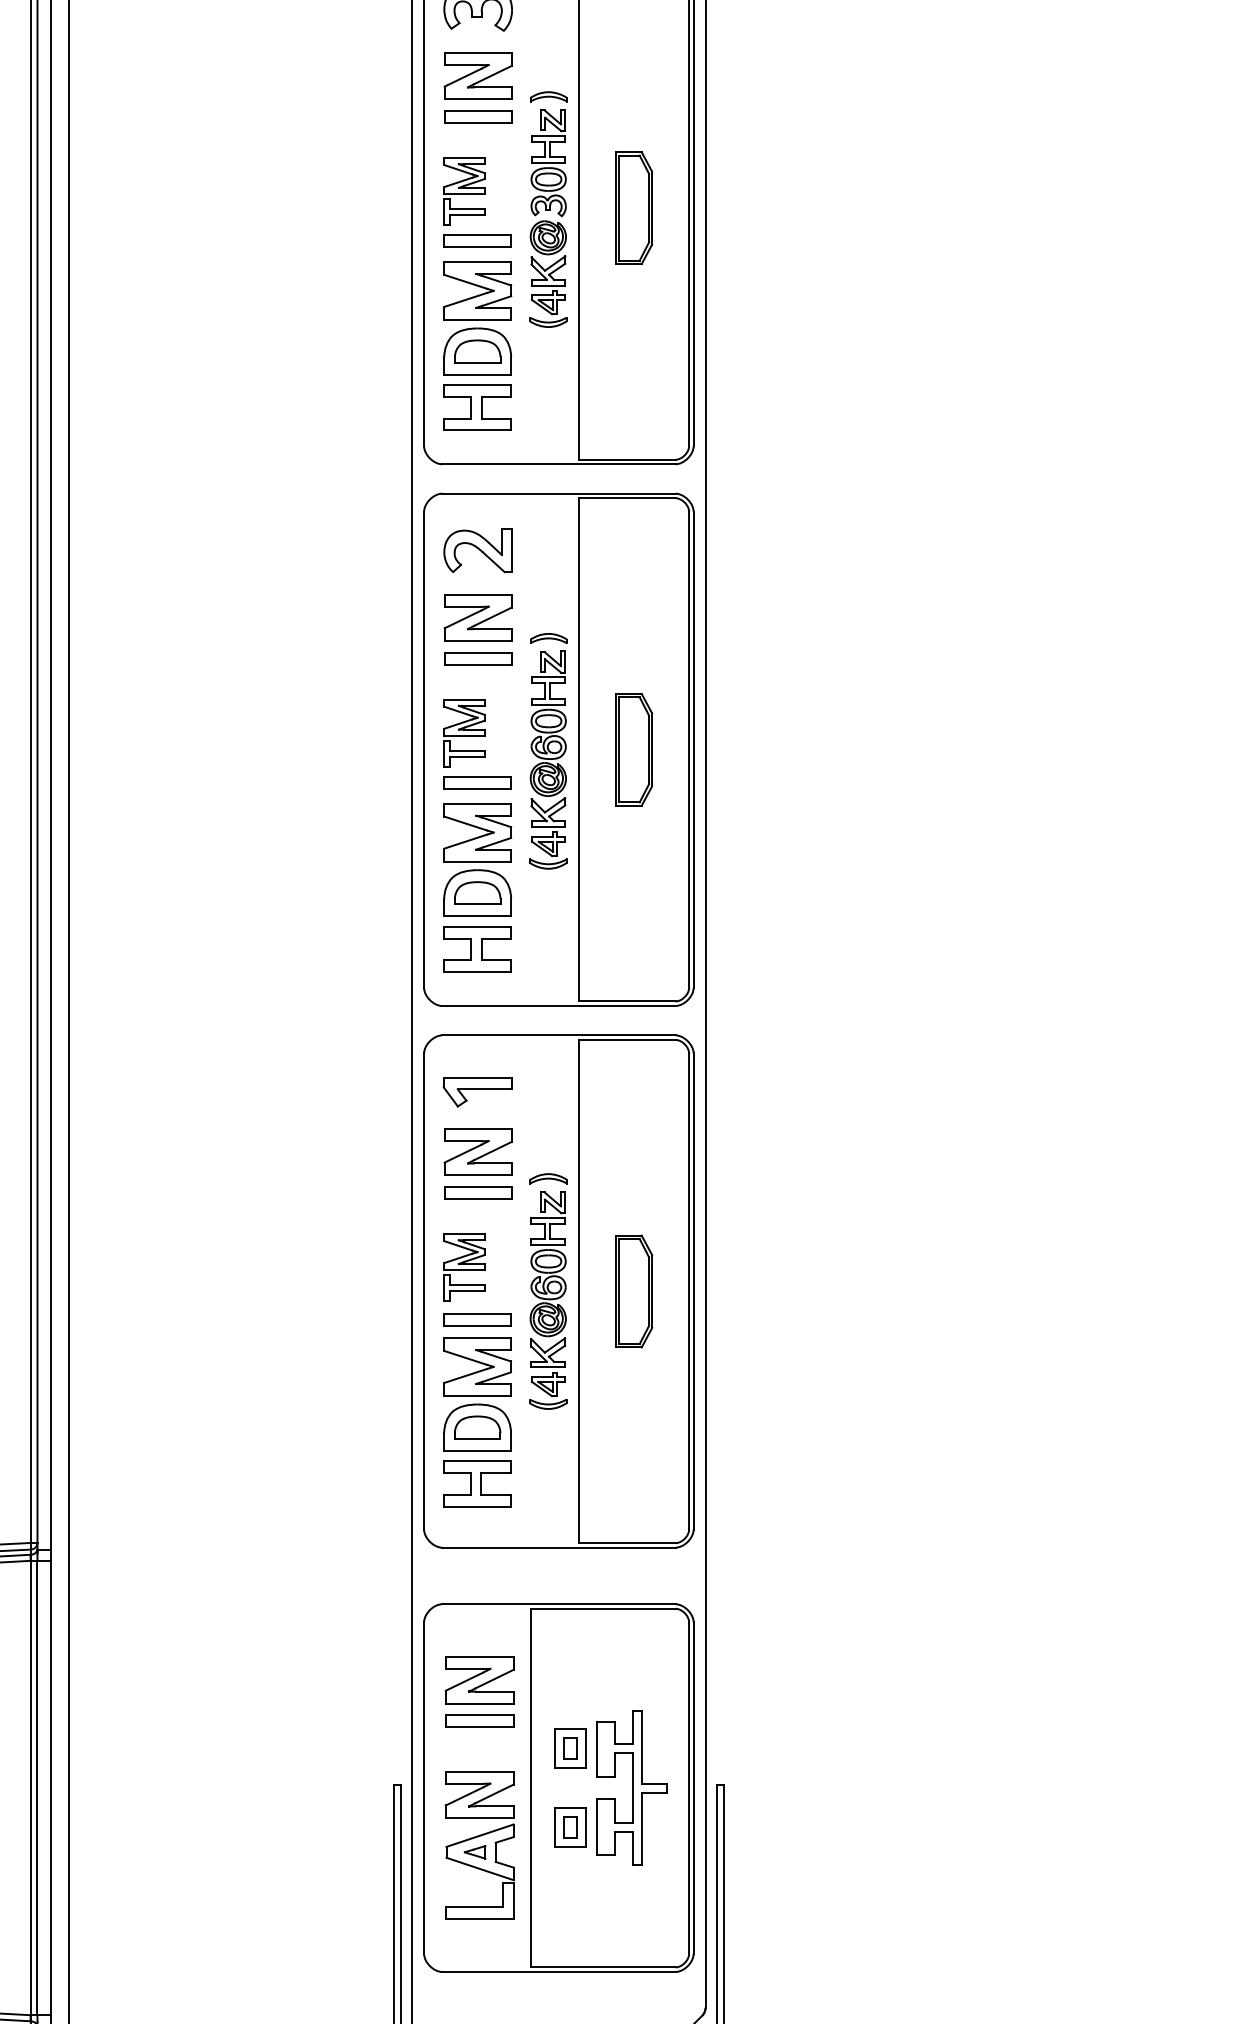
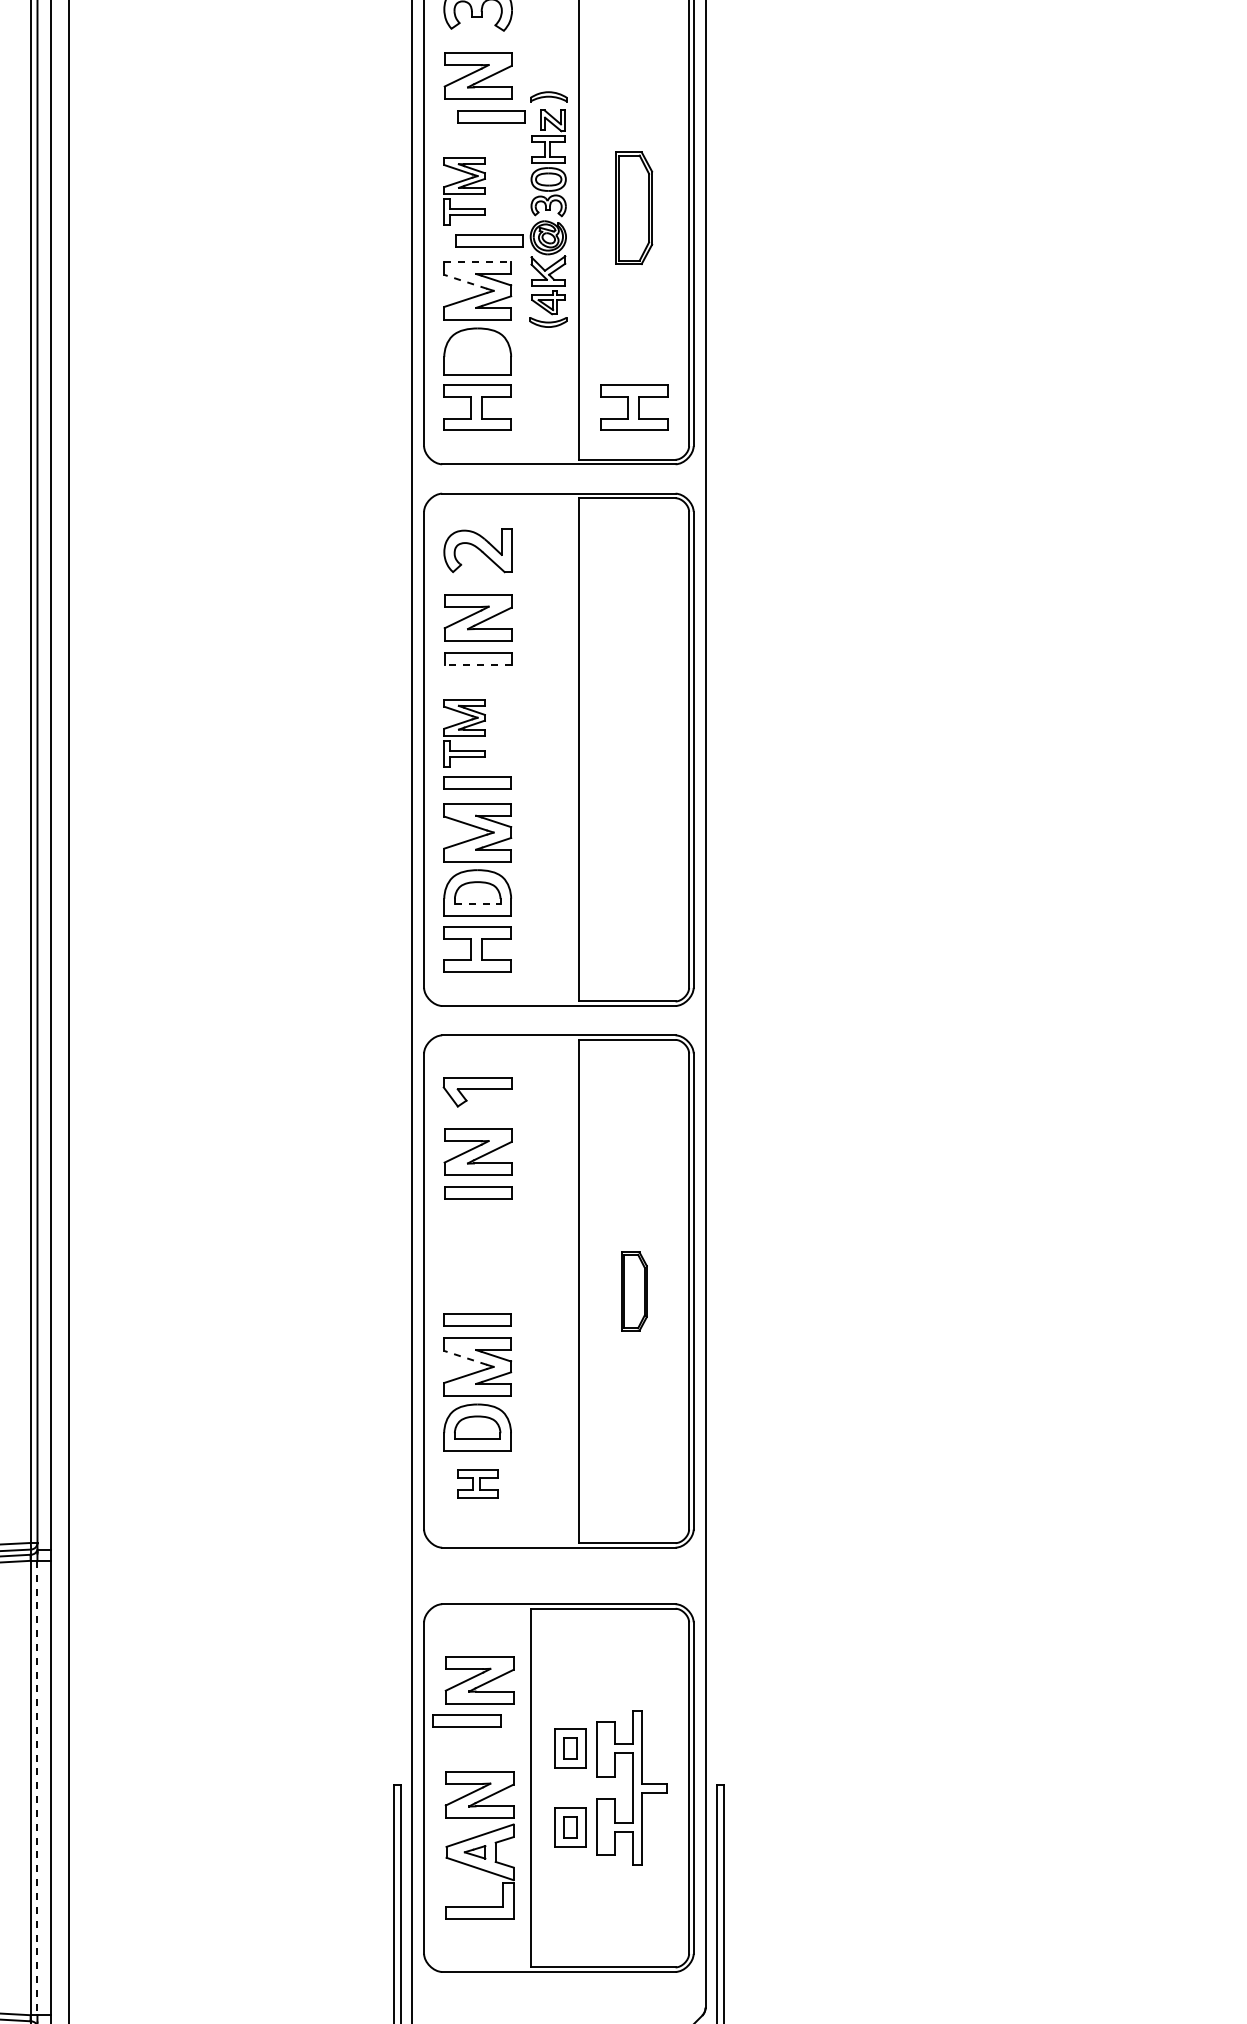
part position: (478, 116) -> (491, 116) (491, 116)
part position: (477, 240) -> (489, 240) (489, 240)
line: solid -> dashed (478, 261)
line: solid -> dashed (465, 281)
part: present -> none (477, 351)
part: none -> present (634, 407)
line: solid -> dashed (477, 664)
part: present -> none (634, 749)
part: present -> none (548, 751)
line: solid -> dashed (477, 904)
part: present -> none (464, 1267)
part: present -> none (548, 1291)
part size: 39x115 px -> 27x81 px (634, 1291)
line: solid -> dashed (465, 1357)
part size: 69x48 px -> 42x30 px (477, 1483)
part position: (479, 1720) -> (466, 1720) (466, 1720)
line: solid -> dashed (37, 1788)
